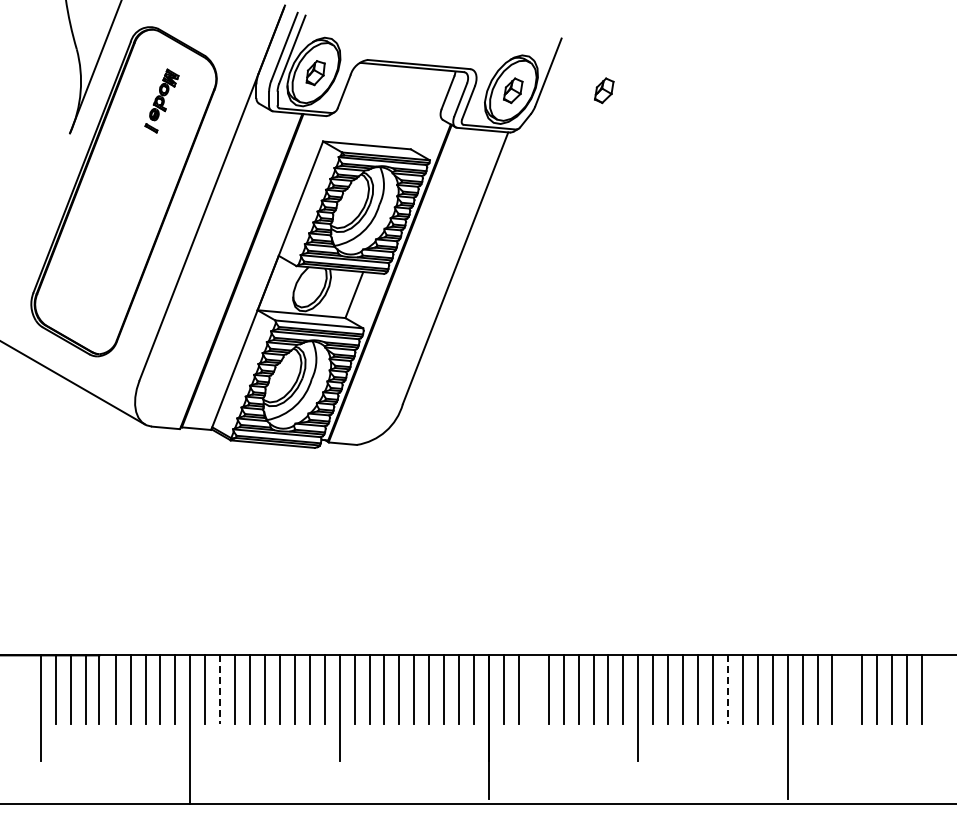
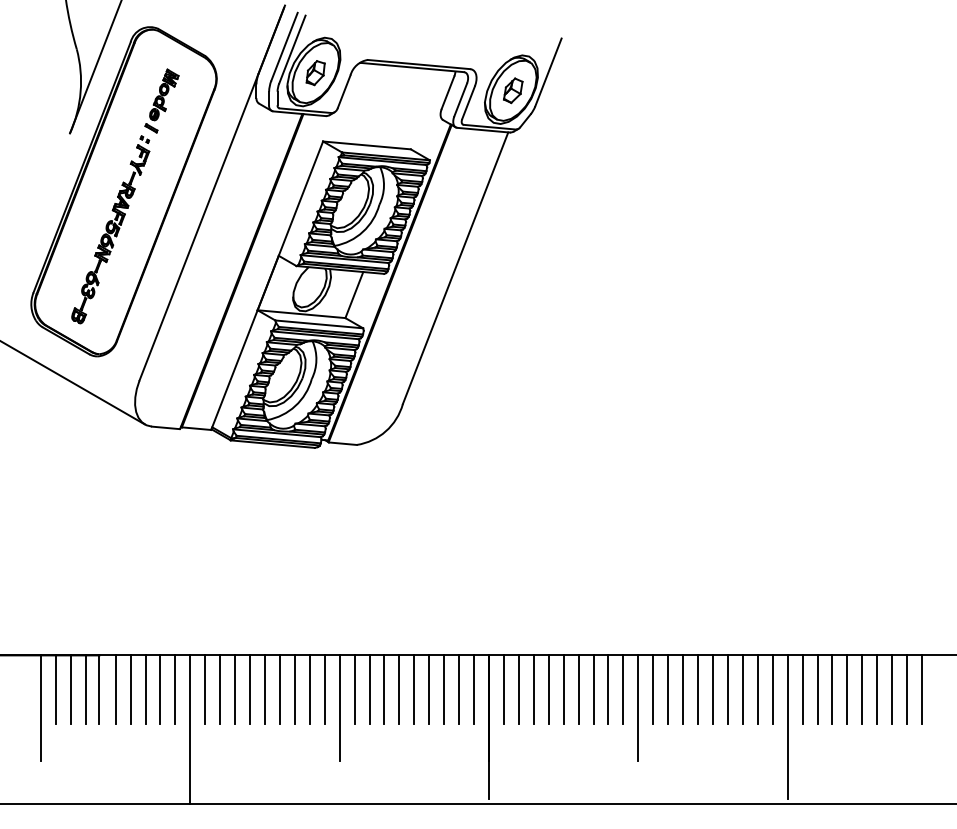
part: present -> none (604, 90)
part: none -> present (110, 229)
line: none -> present (533, 688)
line: none -> present (847, 688)
line: dashed -> solid (220, 689)
line: dashed -> solid (727, 689)
